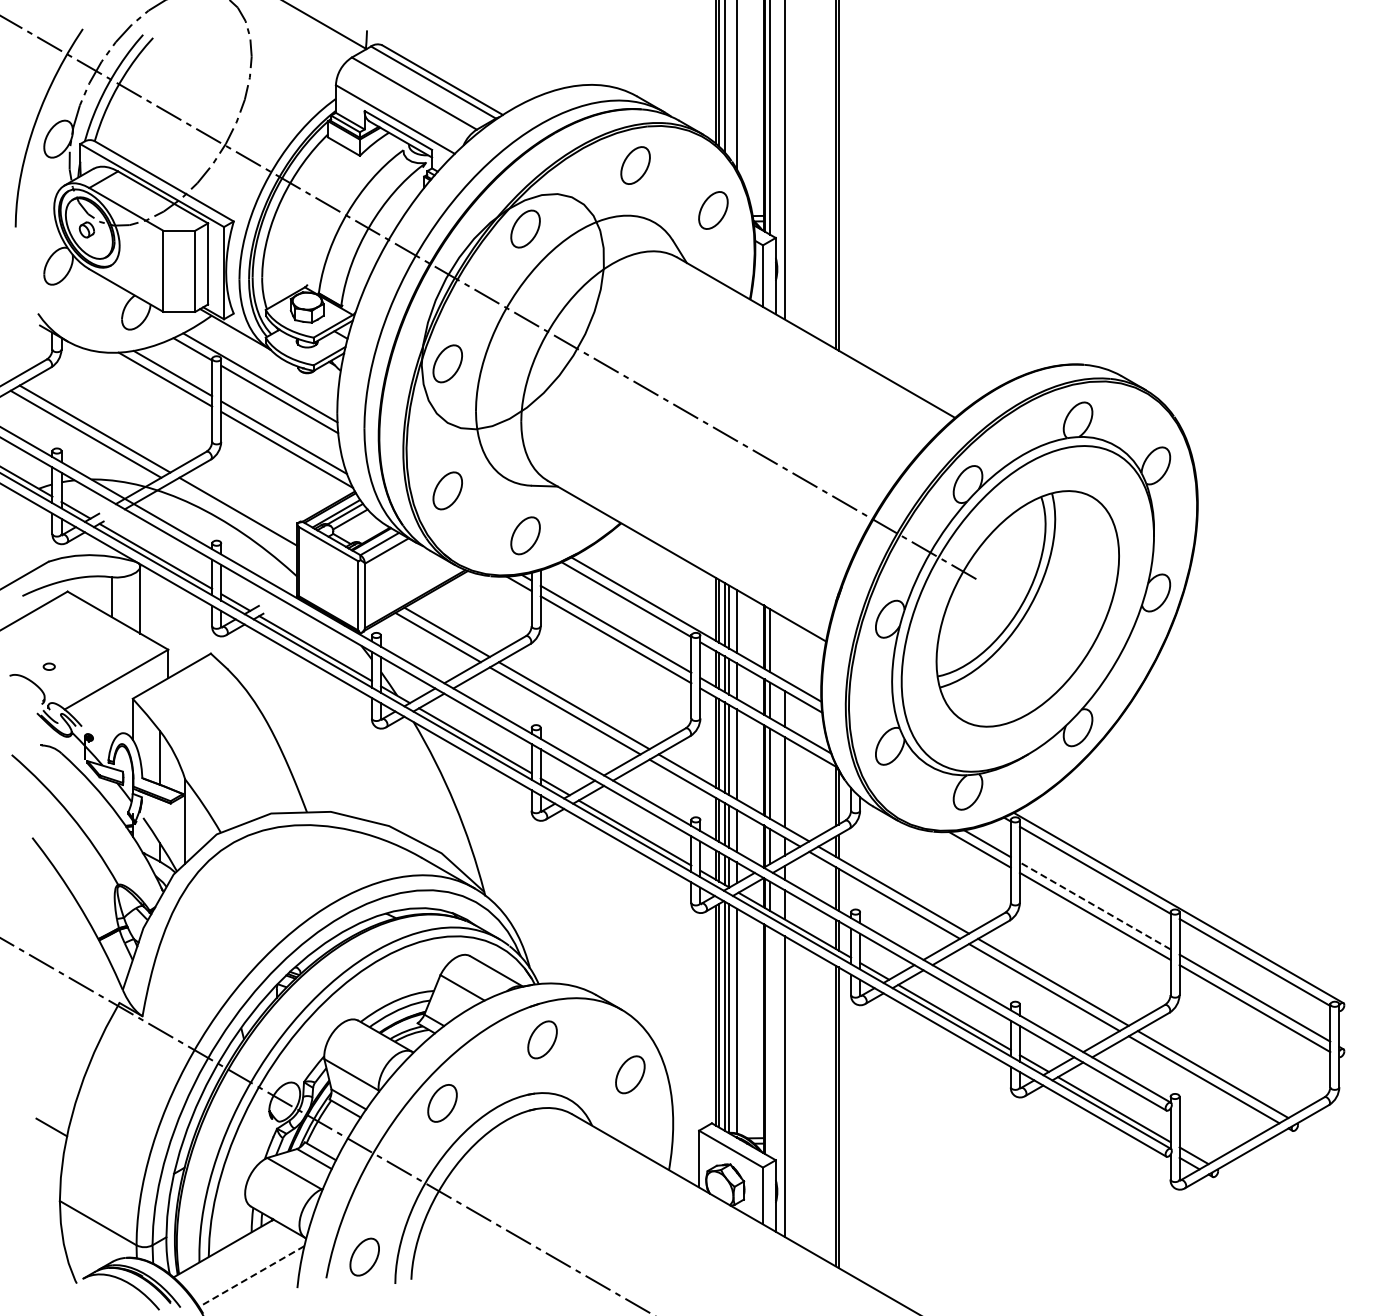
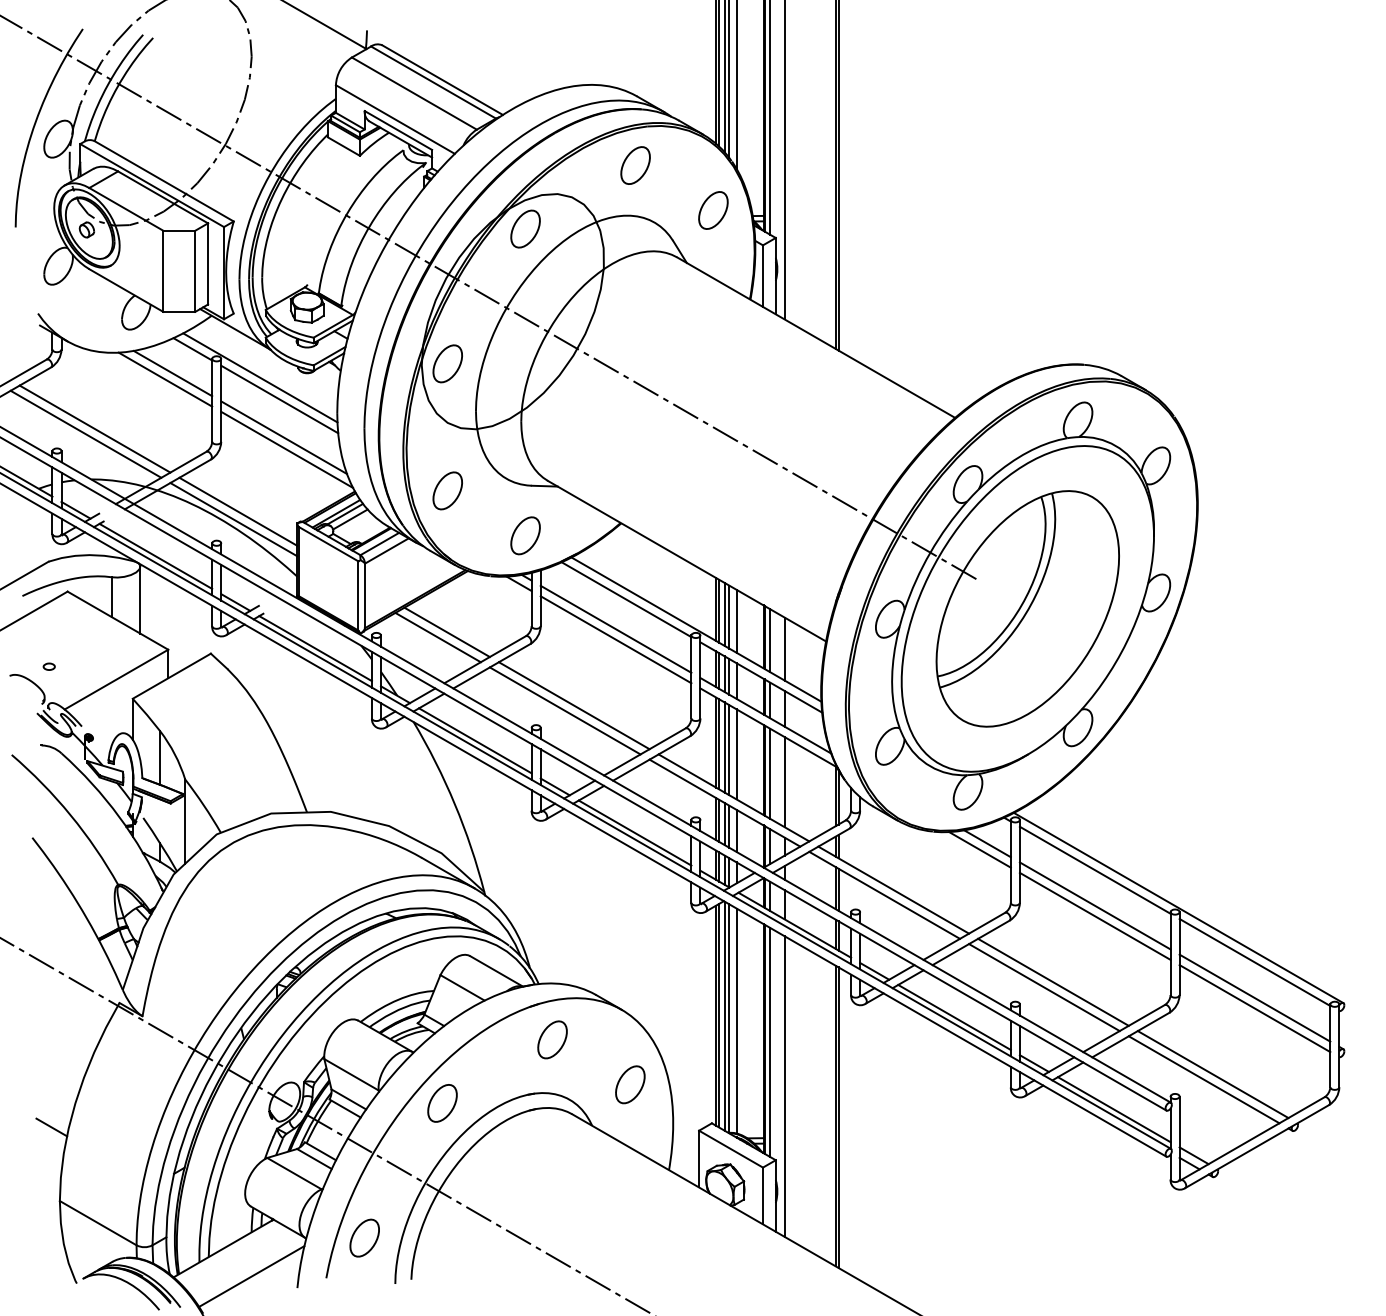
line: none -> present (729, 80)
line: none -> present (233, 519)
line: none -> present (784, 648)
line: dashed -> solid (1095, 905)
part position: (542, 1039) -> (552, 1039) (552, 1039)
line: none -> present (770, 1042)
part position: (630, 1074) -> (630, 1084) (630, 1084)
part position: (364, 1256) -> (364, 1237) (364, 1237)
line: dashed -> solid (251, 1276)
